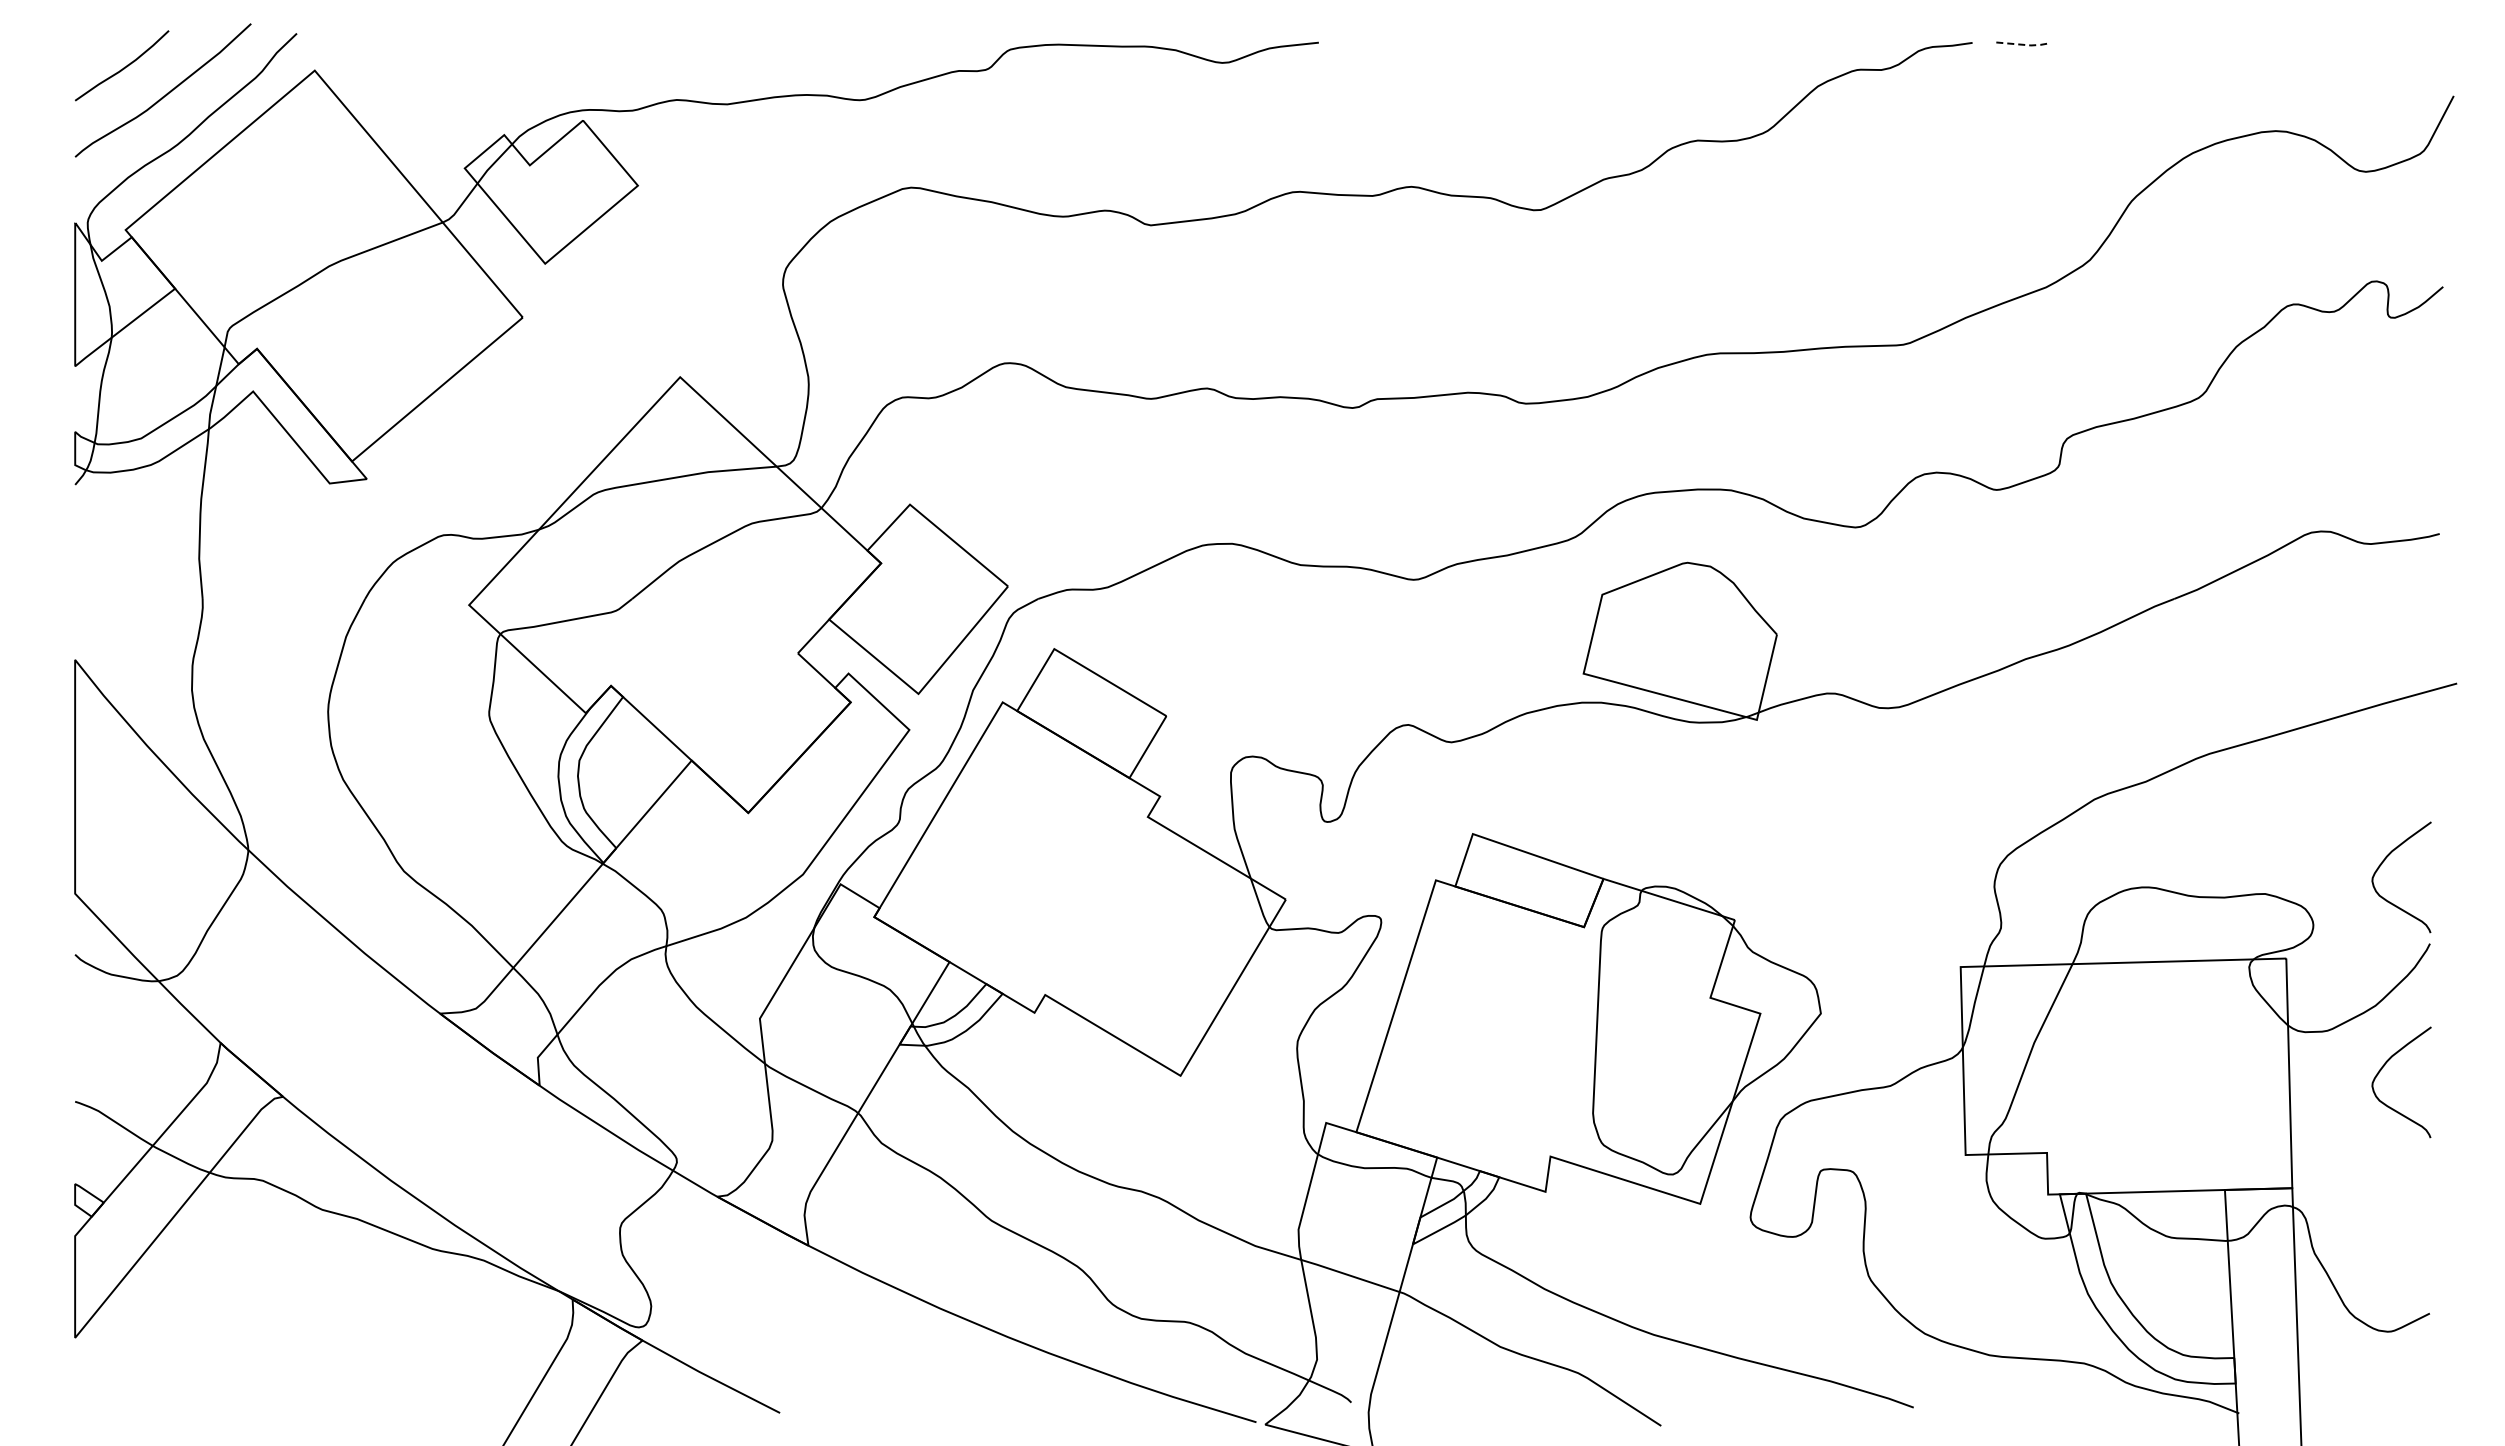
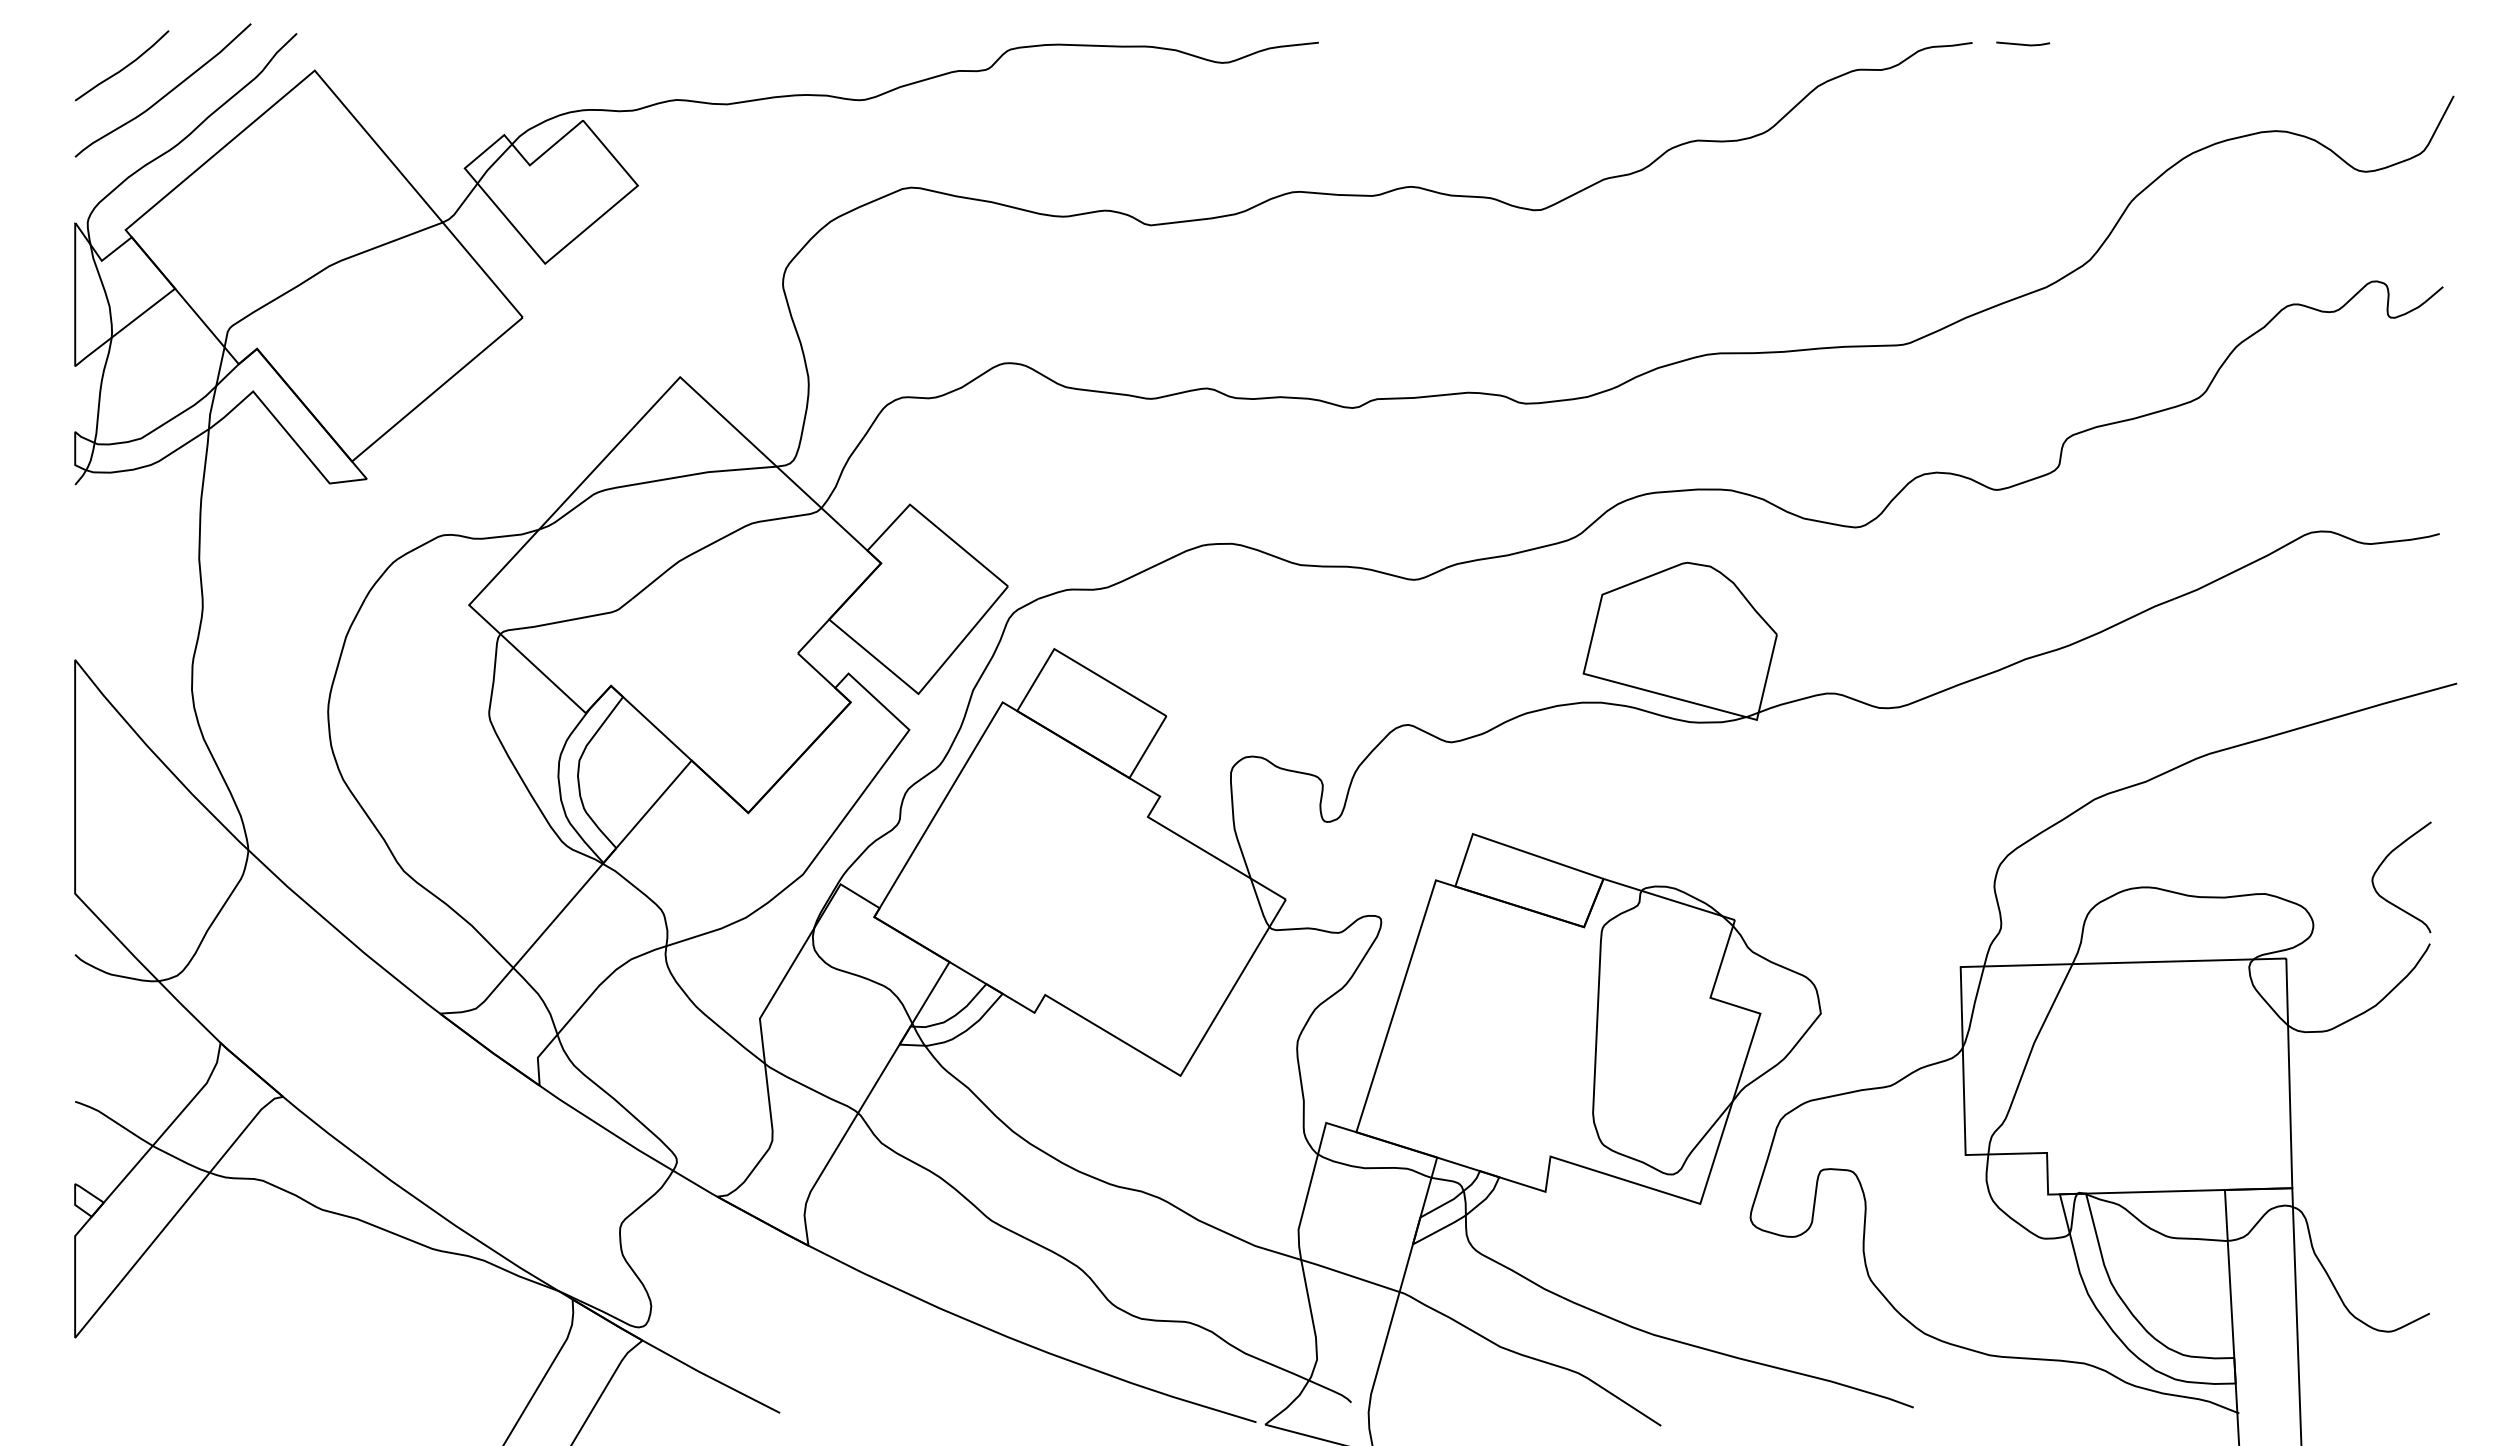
line: dashed -> solid (2025, 44)
curve: present -> none (2382, 1069)
